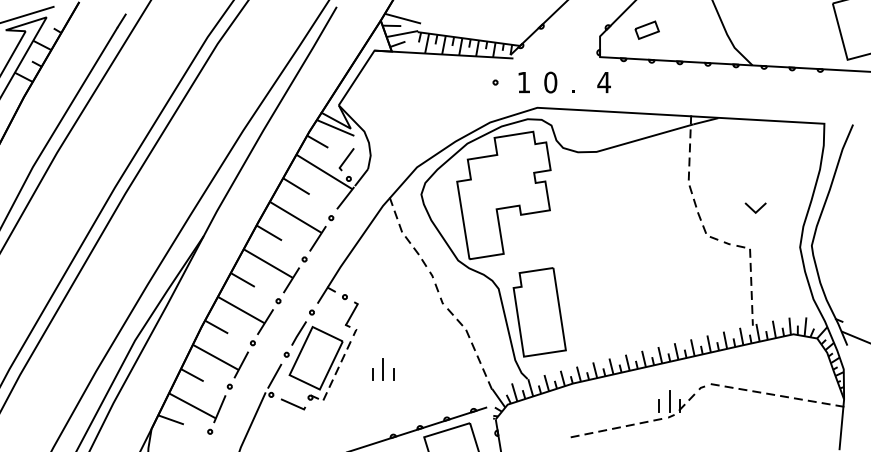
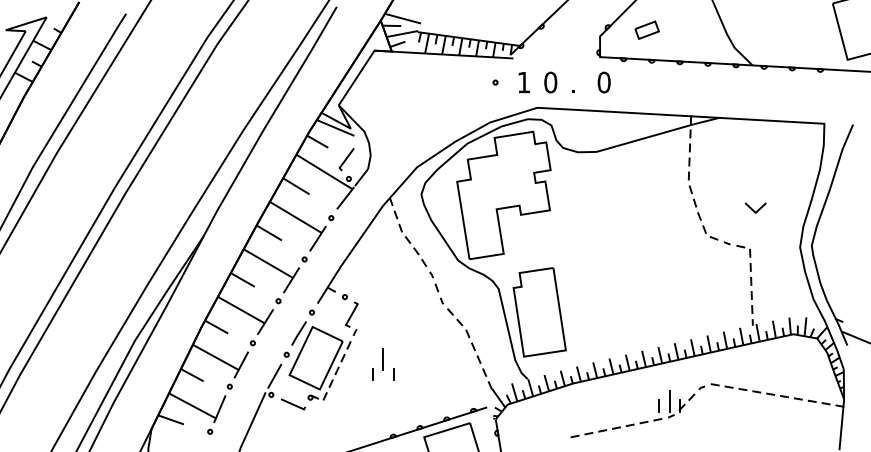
line: present -> none (27, 14)
text: 4 -> 0 (603, 82)
line position: (382, 369) -> (382, 359) (382, 359)
